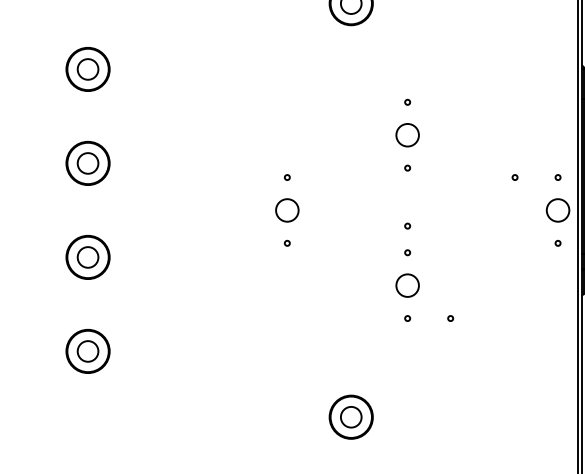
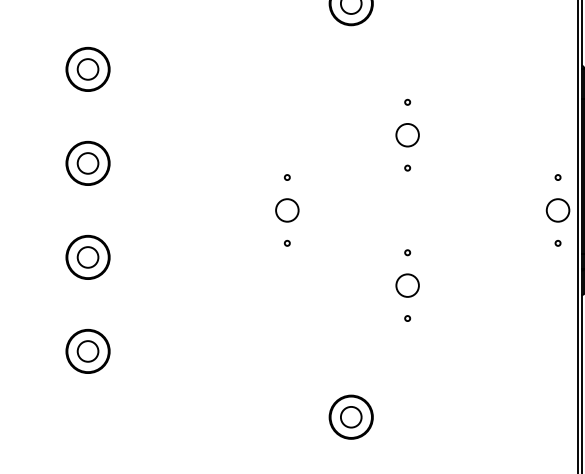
circle: present -> none (514, 177)
circle: present -> none (407, 225)
circle: present -> none (450, 318)
